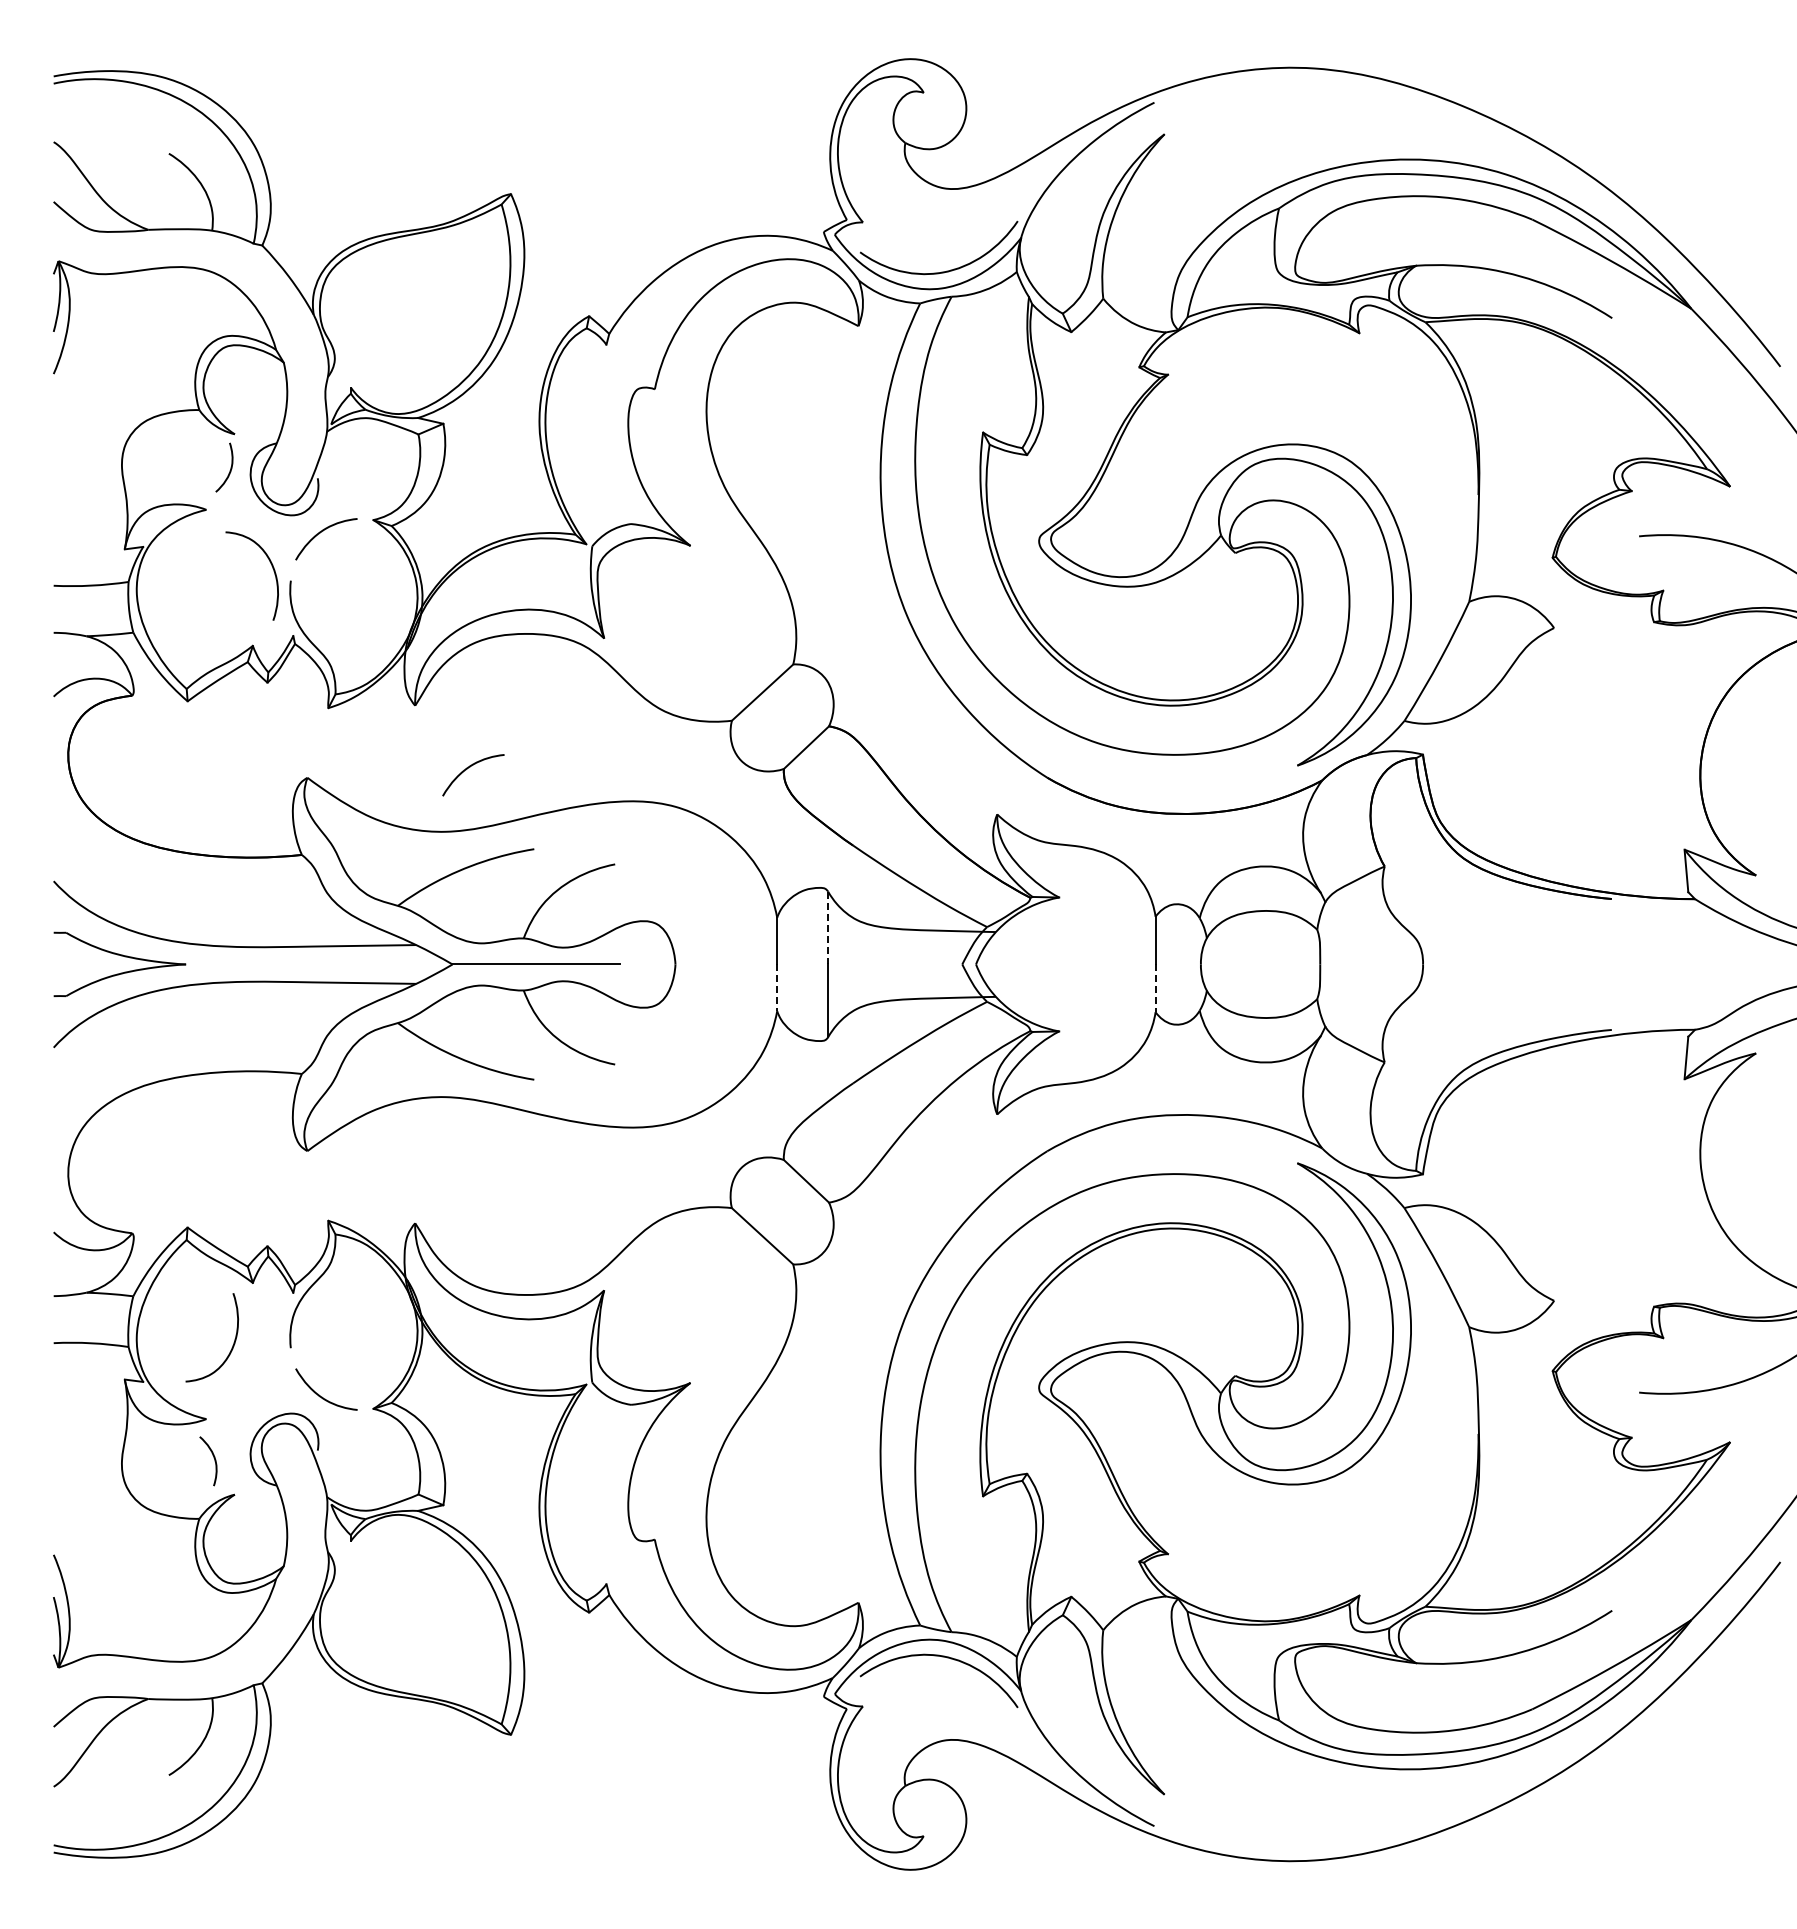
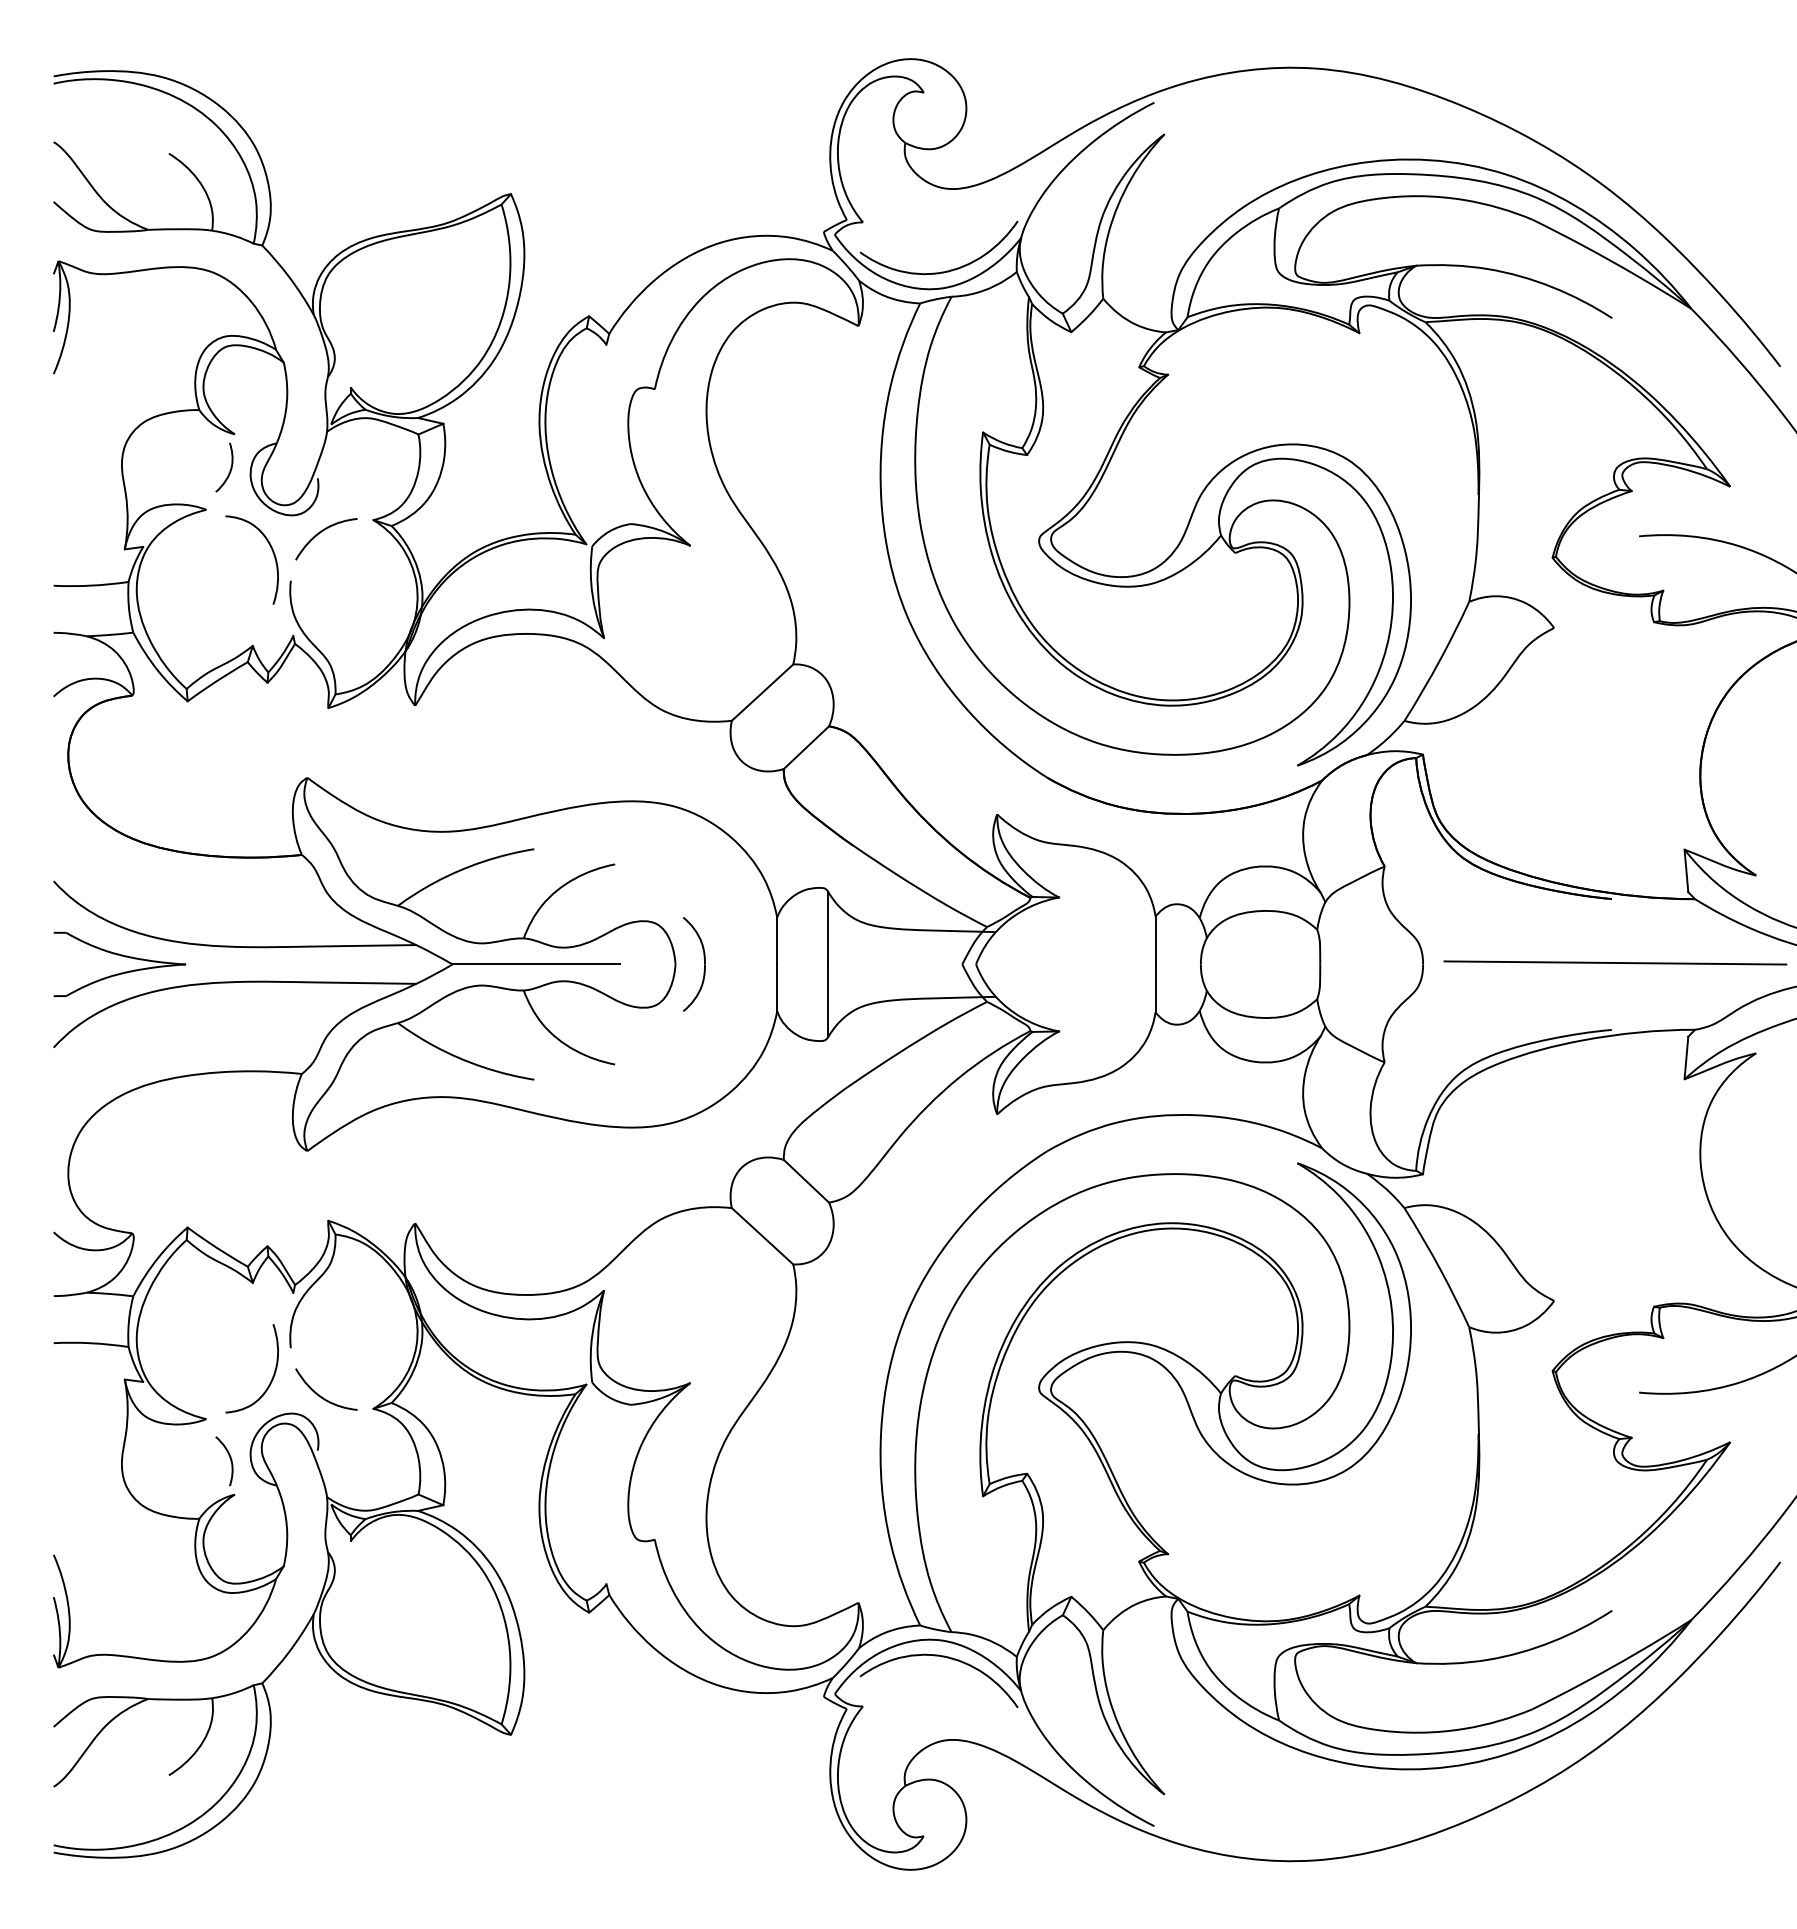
curve position: (271, 566) -> (271, 550) (271, 550)
curve: present -> none (467, 769)
line: dashed -> solid (828, 928)
line: none -> present (1615, 962)
part: none -> present (704, 964)
line: dashed -> solid (777, 988)
line: dashed -> solid (1155, 988)
curve position: (231, 1347) -> (271, 1378) (271, 1378)
curve position: (213, 1458) -> (229, 1458) (229, 1458)
